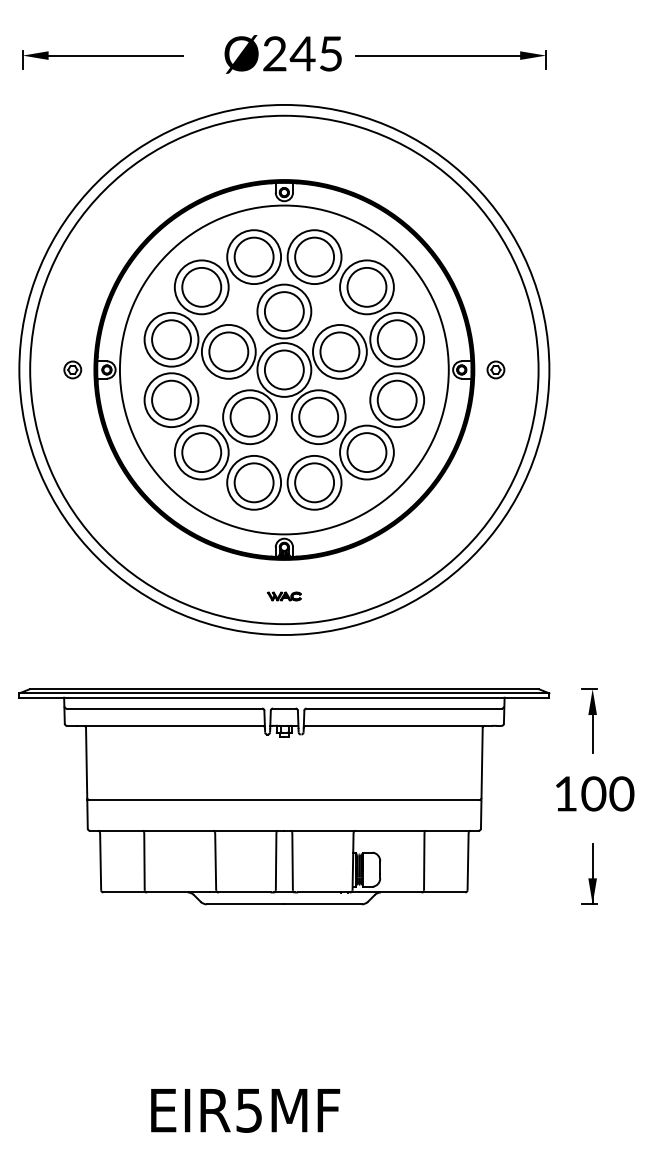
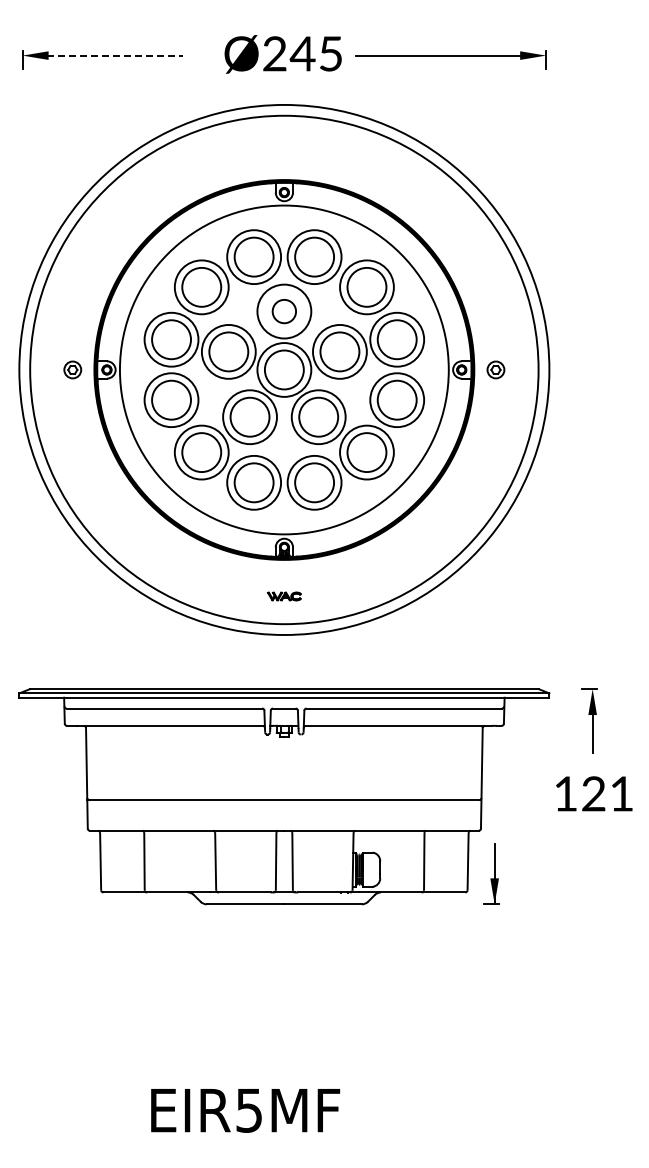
line: solid -> dashed (109, 55)
circle diameter: 39 px -> 23 px (284, 311)
text: 100 -> 121 (607, 793)
part position: (589, 873) -> (491, 873) (491, 873)
